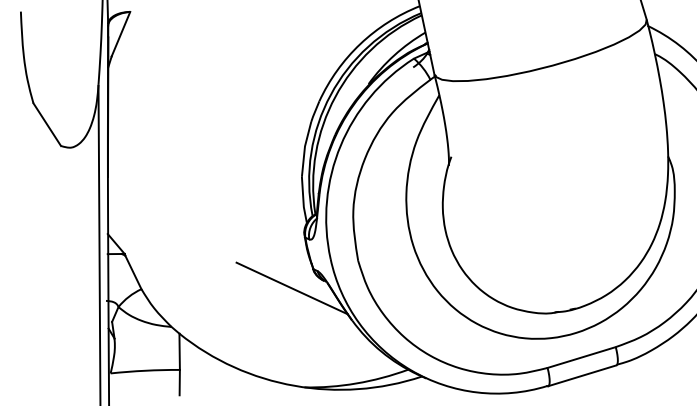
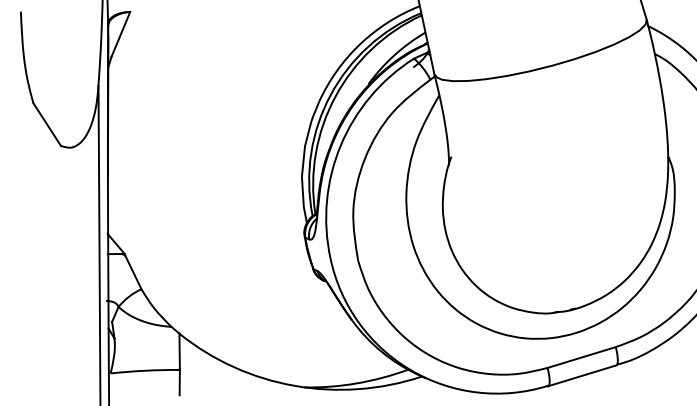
line: present -> none (291, 288)
